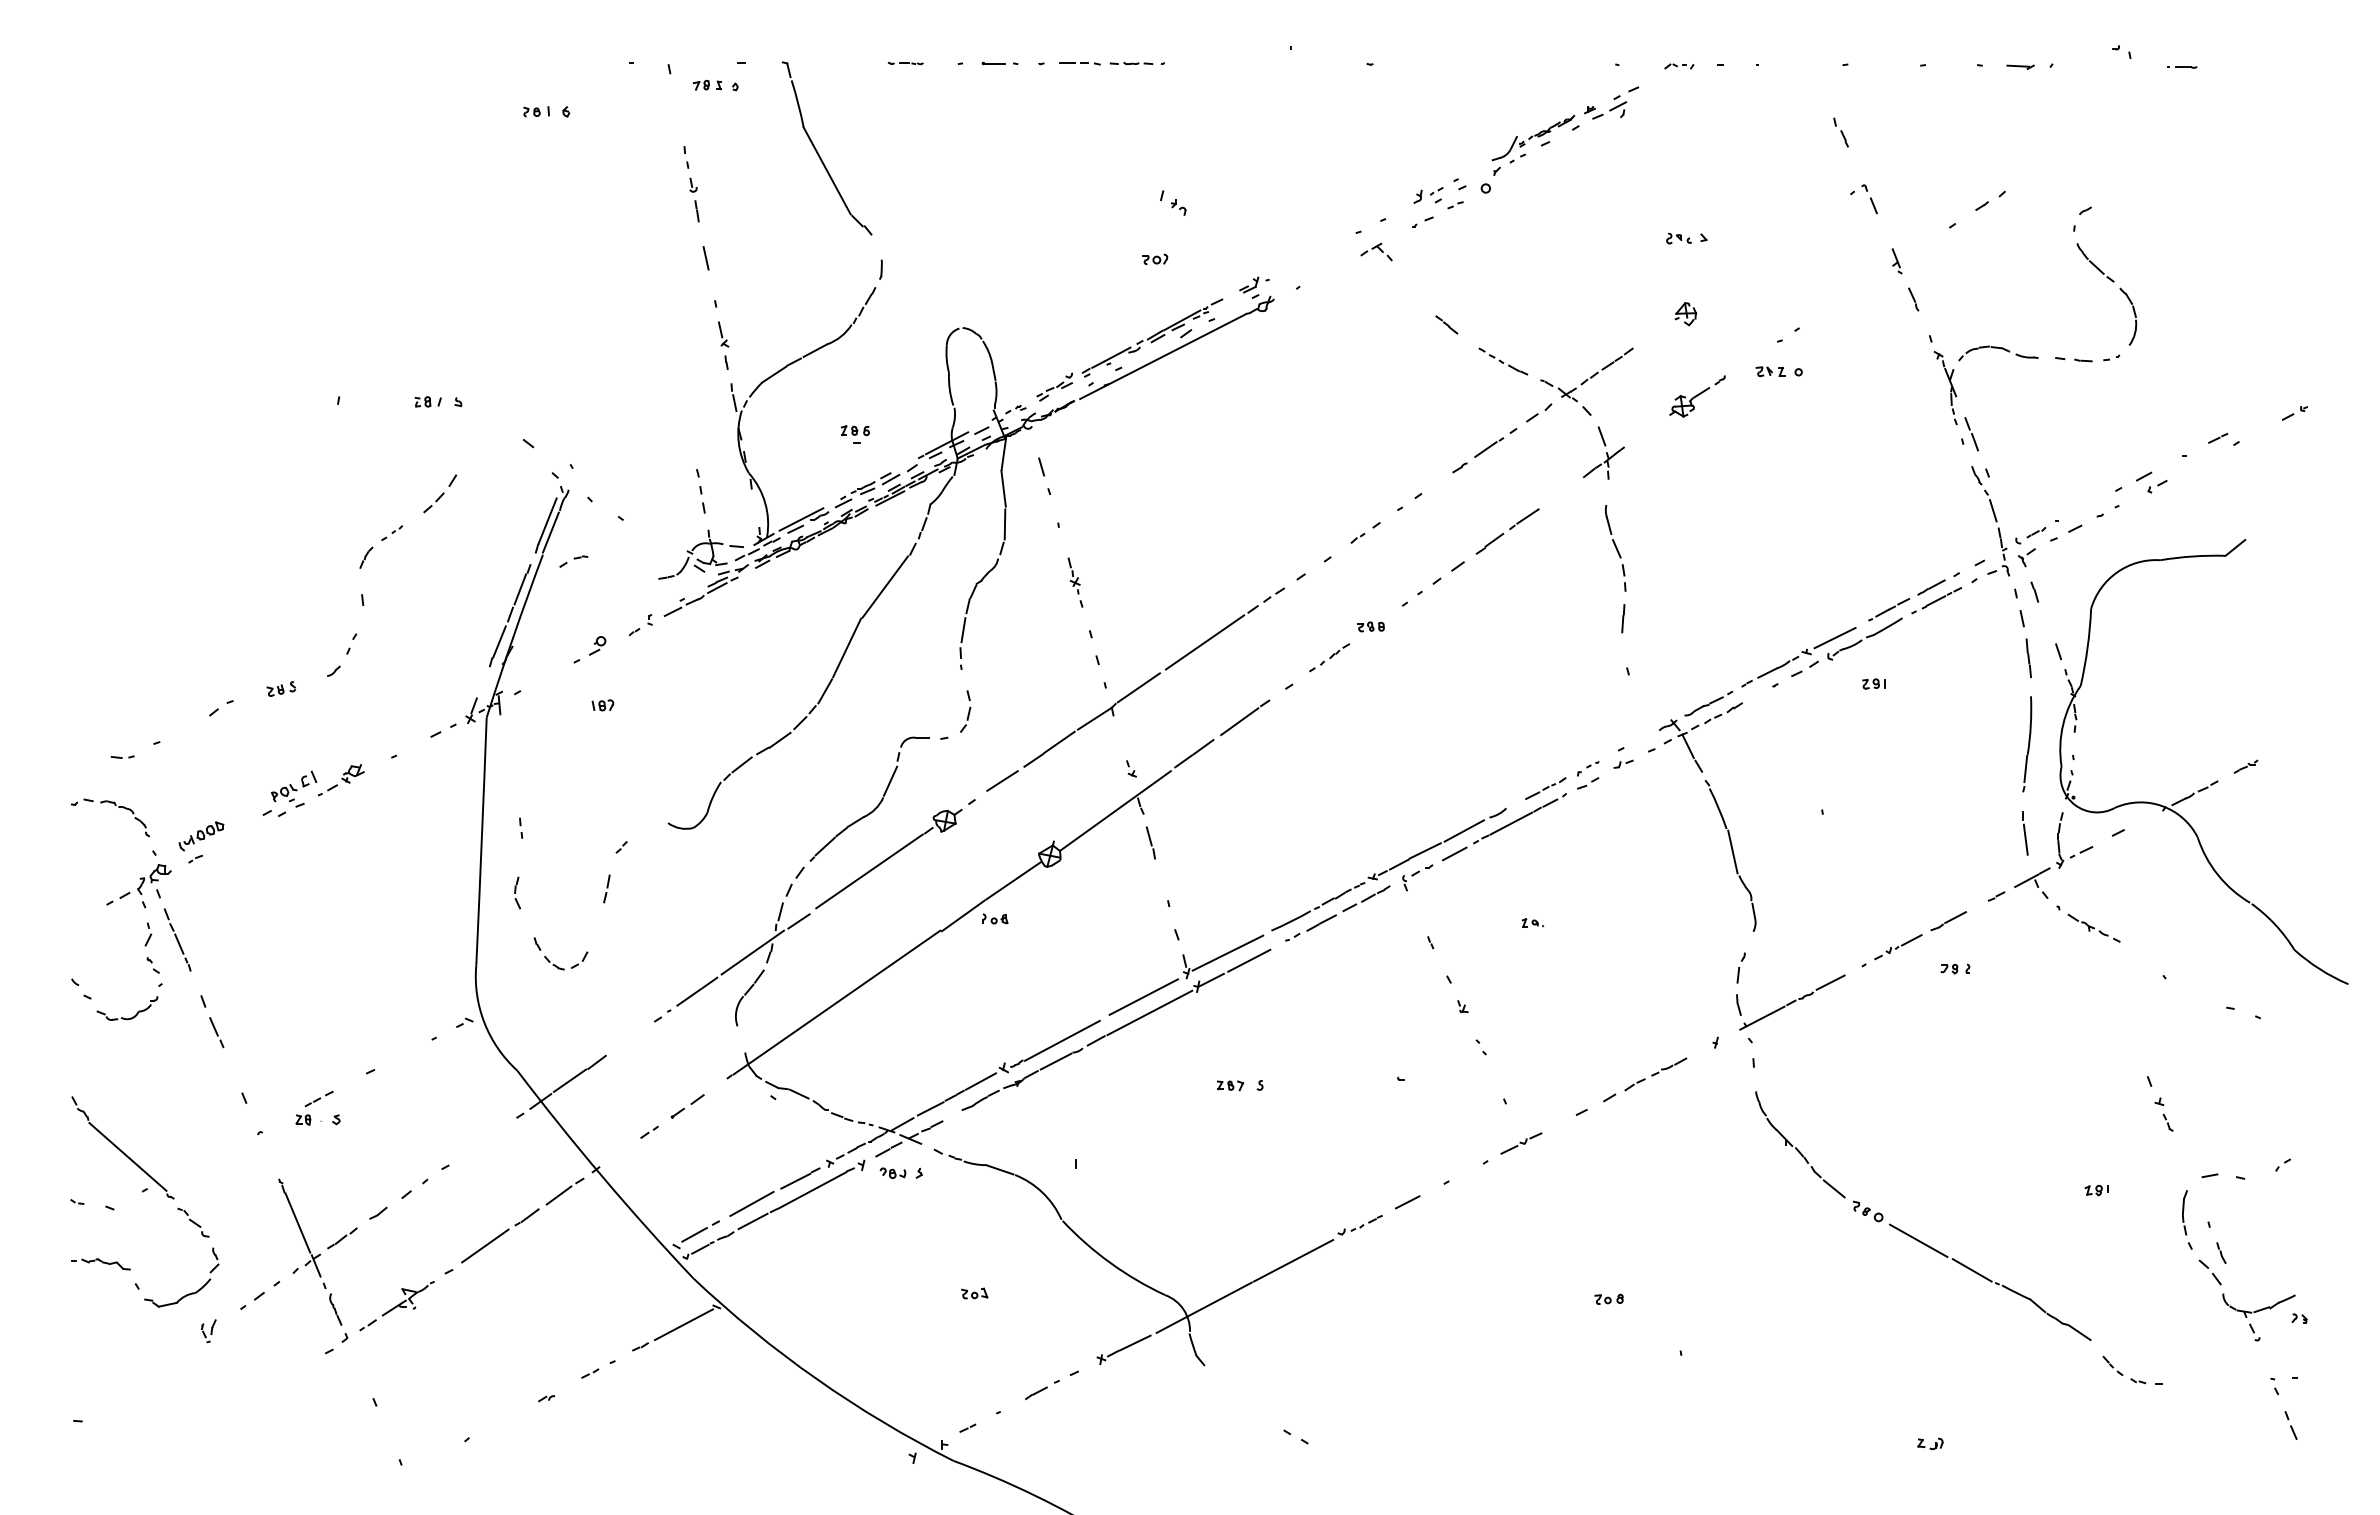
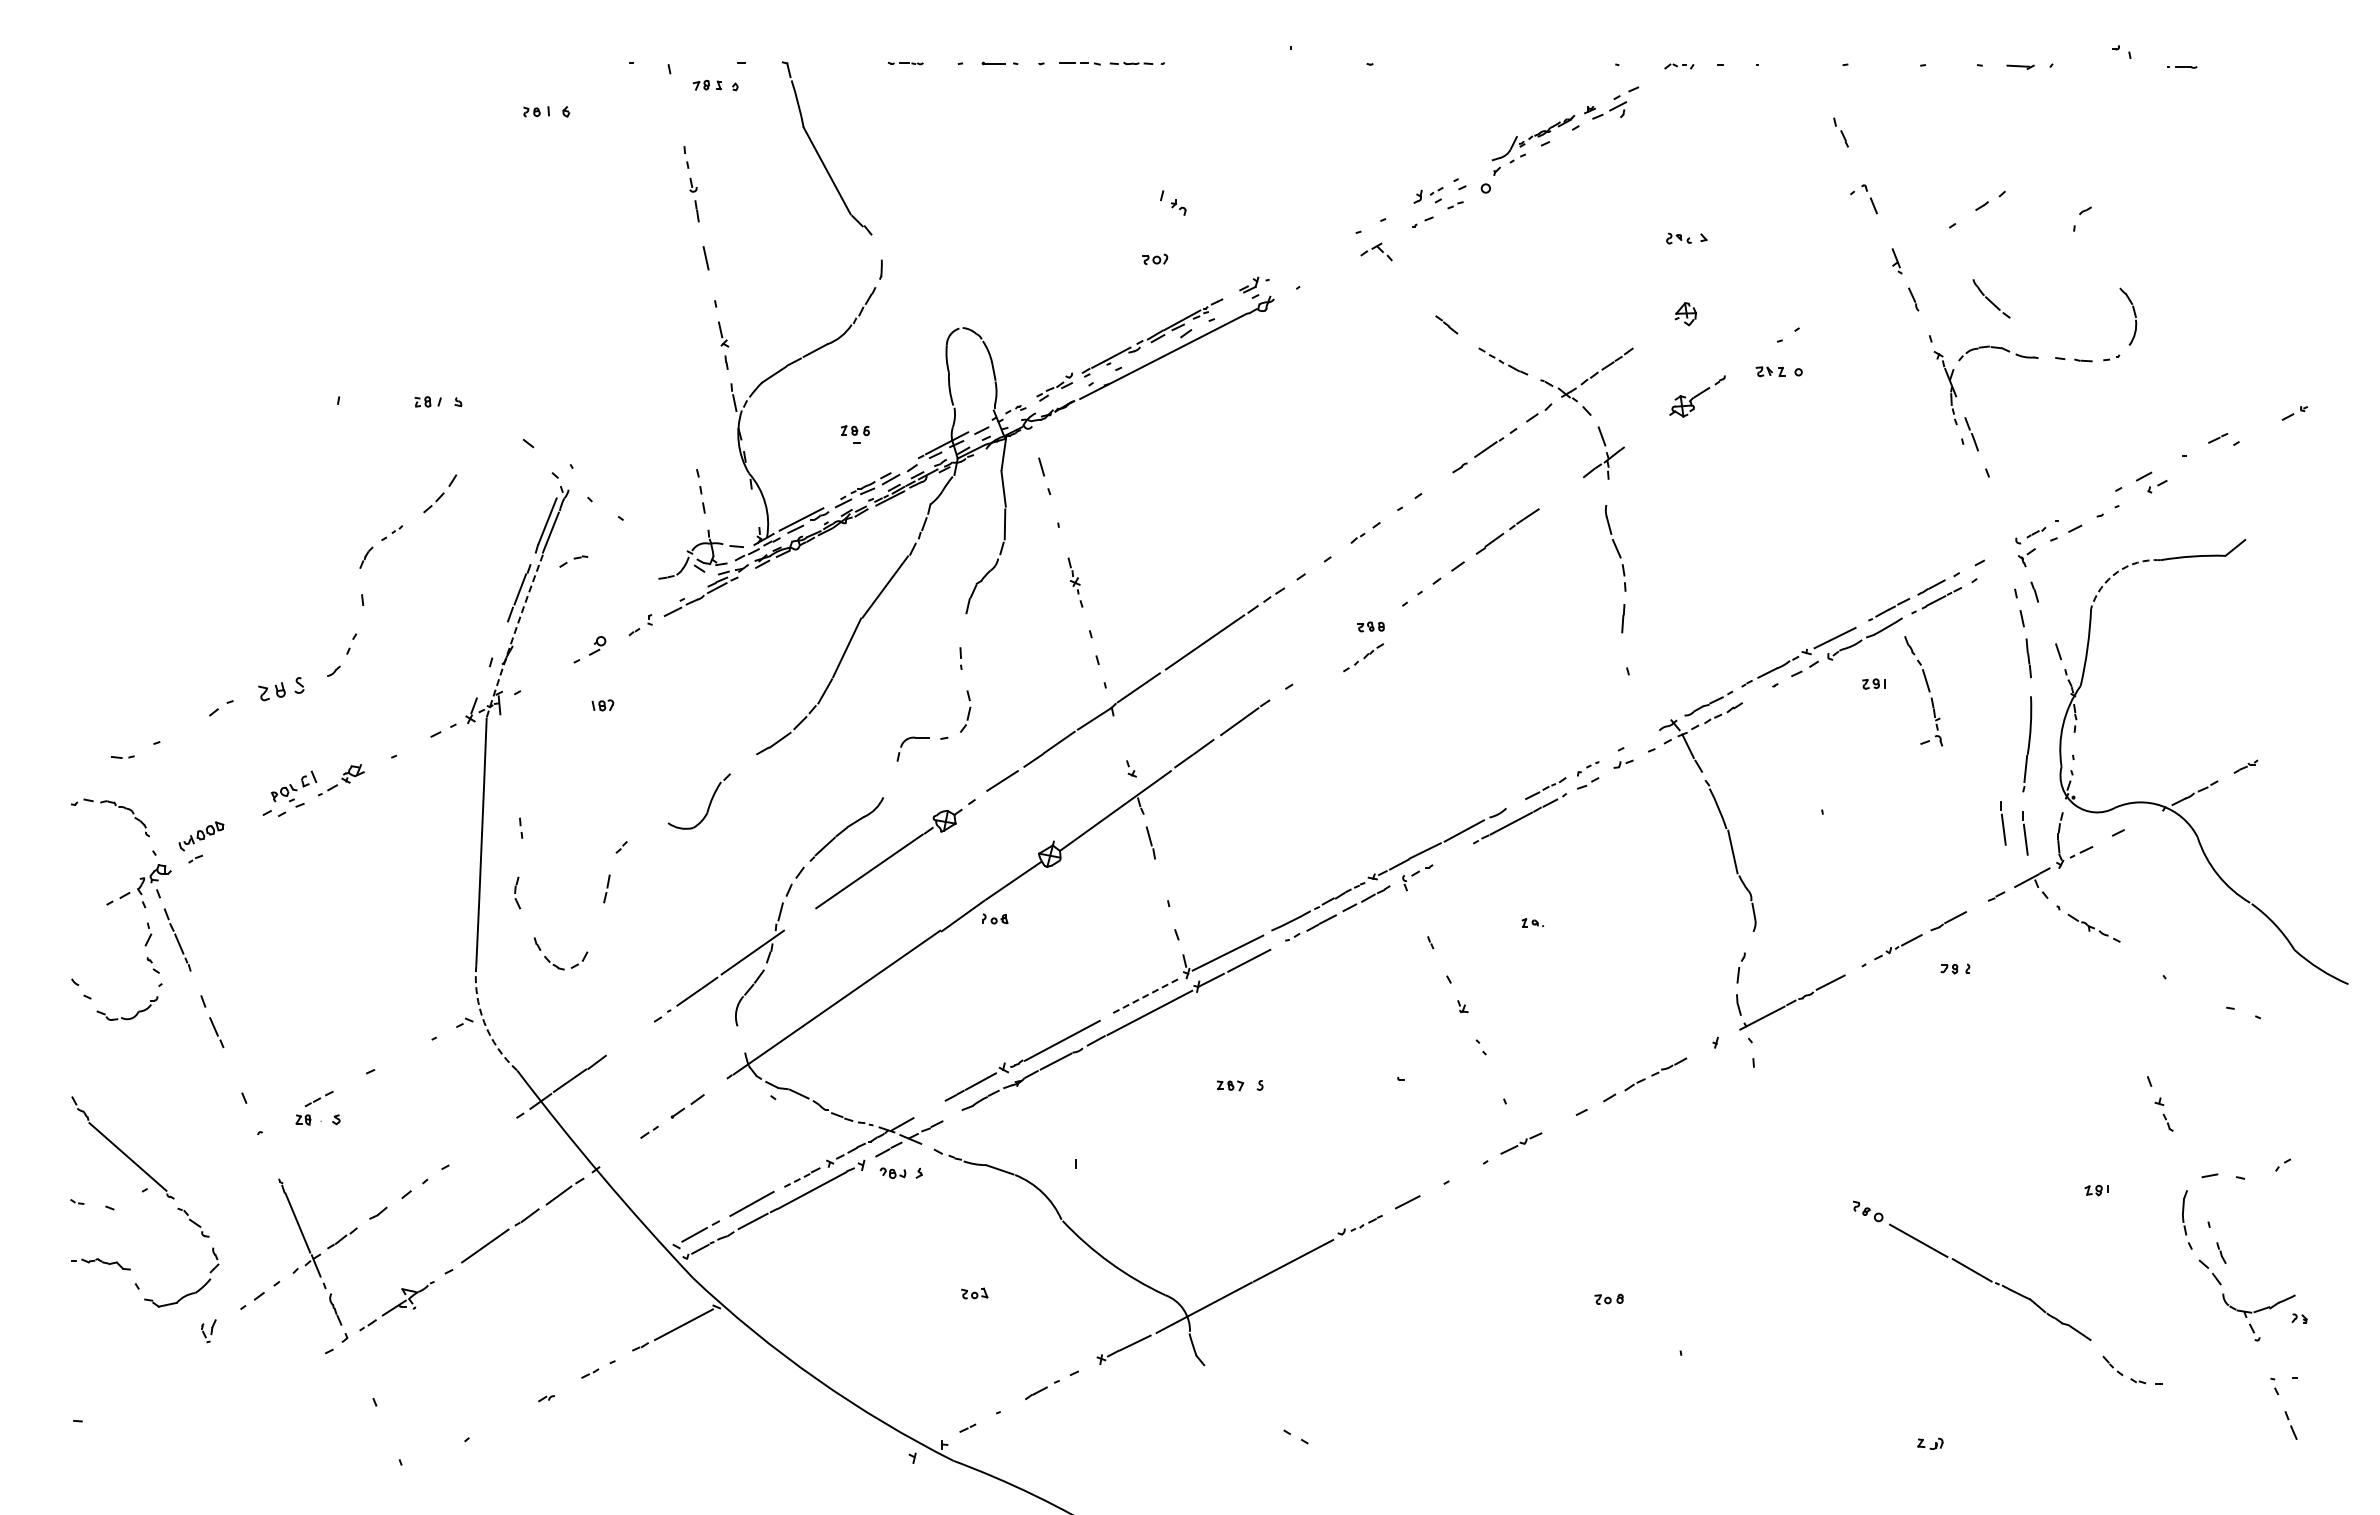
part position: (2095, 262) -> (1991, 298) (1991, 298)
part position: (1990, 521) -> (1923, 691) (1923, 691)
arc: solid -> dashed (2117, 572)
line: present -> none (963, 630)
arc: solid -> dashed (513, 635)
line: present -> none (499, 641)
part position: (1329, 657) -> (1363, 657) (1363, 657)
part size: 31x16 px -> 47x25 px (281, 689)
line: present -> none (741, 764)
line: present -> none (890, 780)
line: none -> present (2003, 823)
line: present -> none (1454, 853)
line: present -> none (798, 921)
line: solid -> dashed (1143, 997)
arc: solid -> dashed (484, 1022)
line: present -> none (930, 1108)
part: present -> none (1800, 1144)
line: solid -> dashed (795, 1181)
